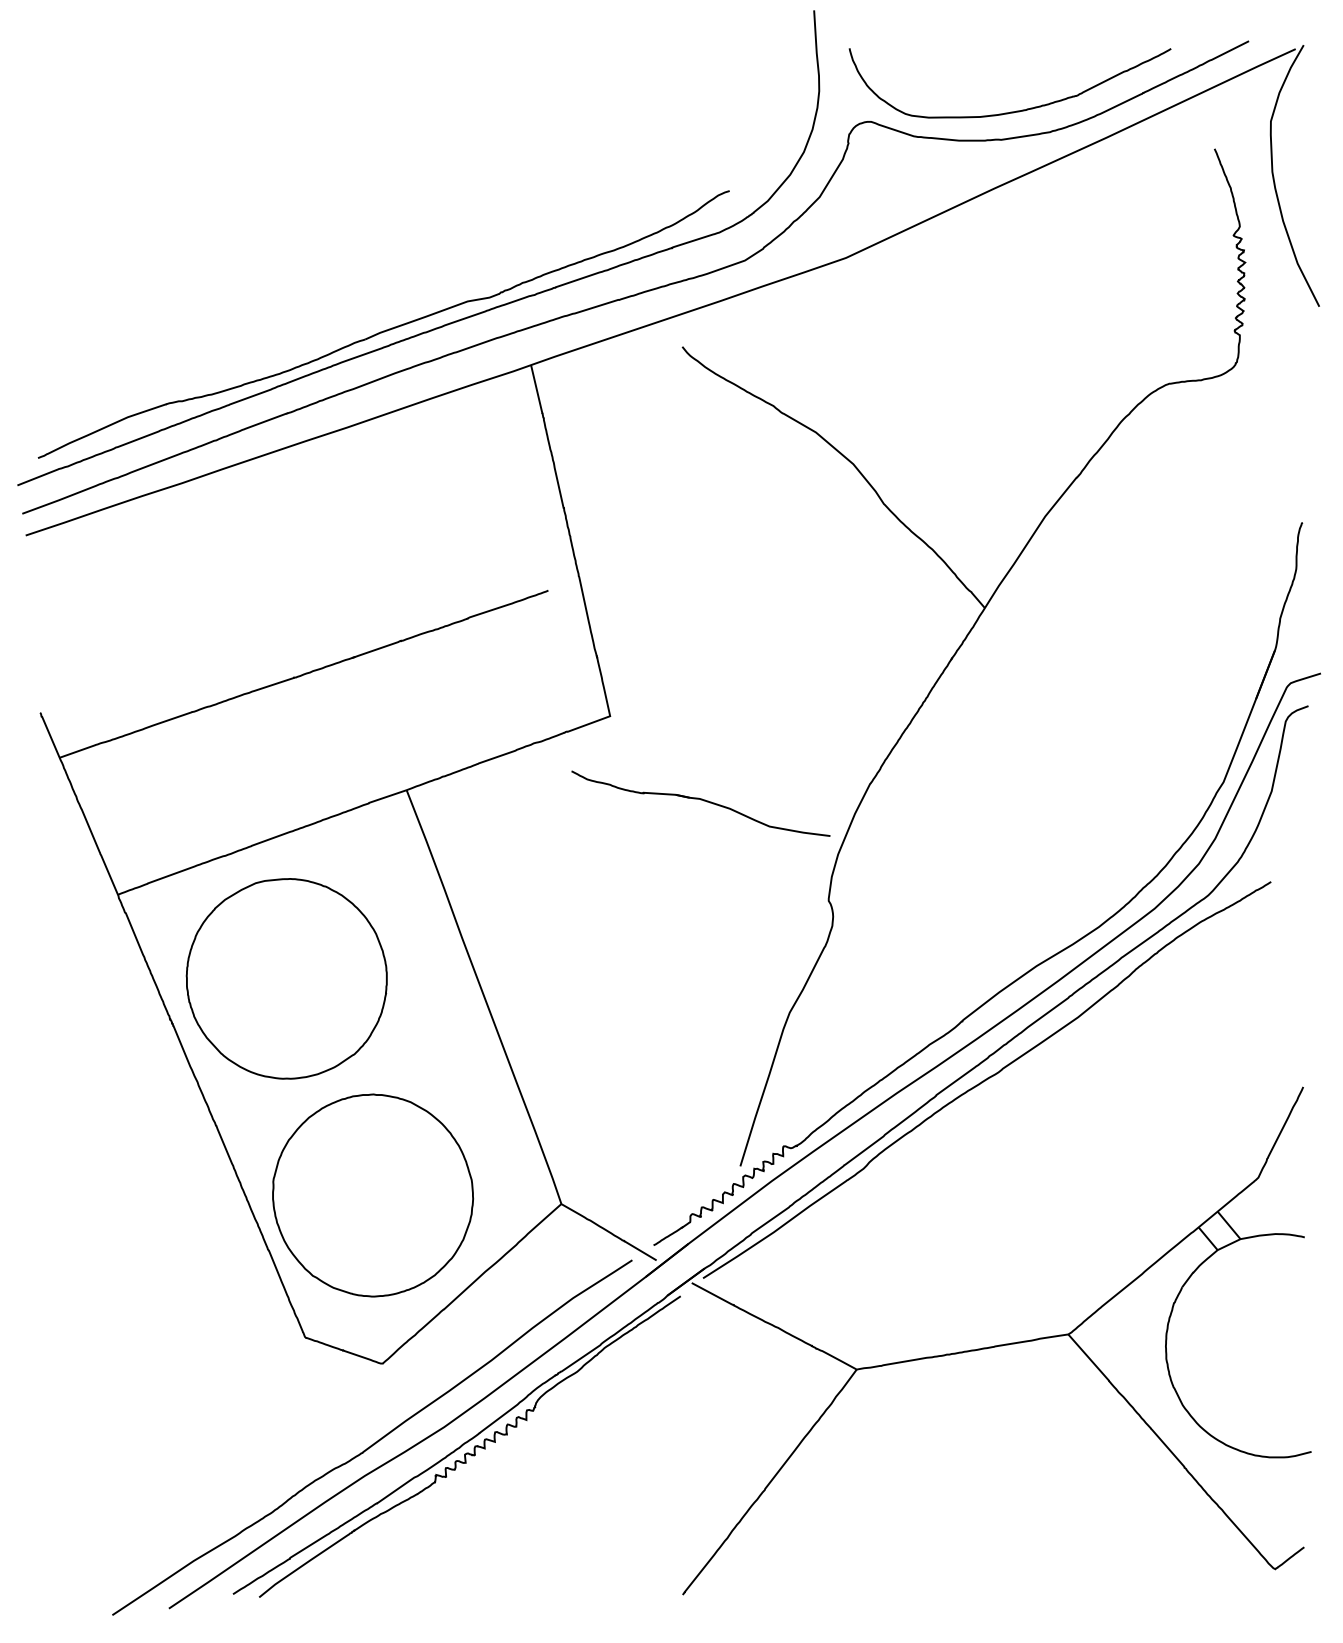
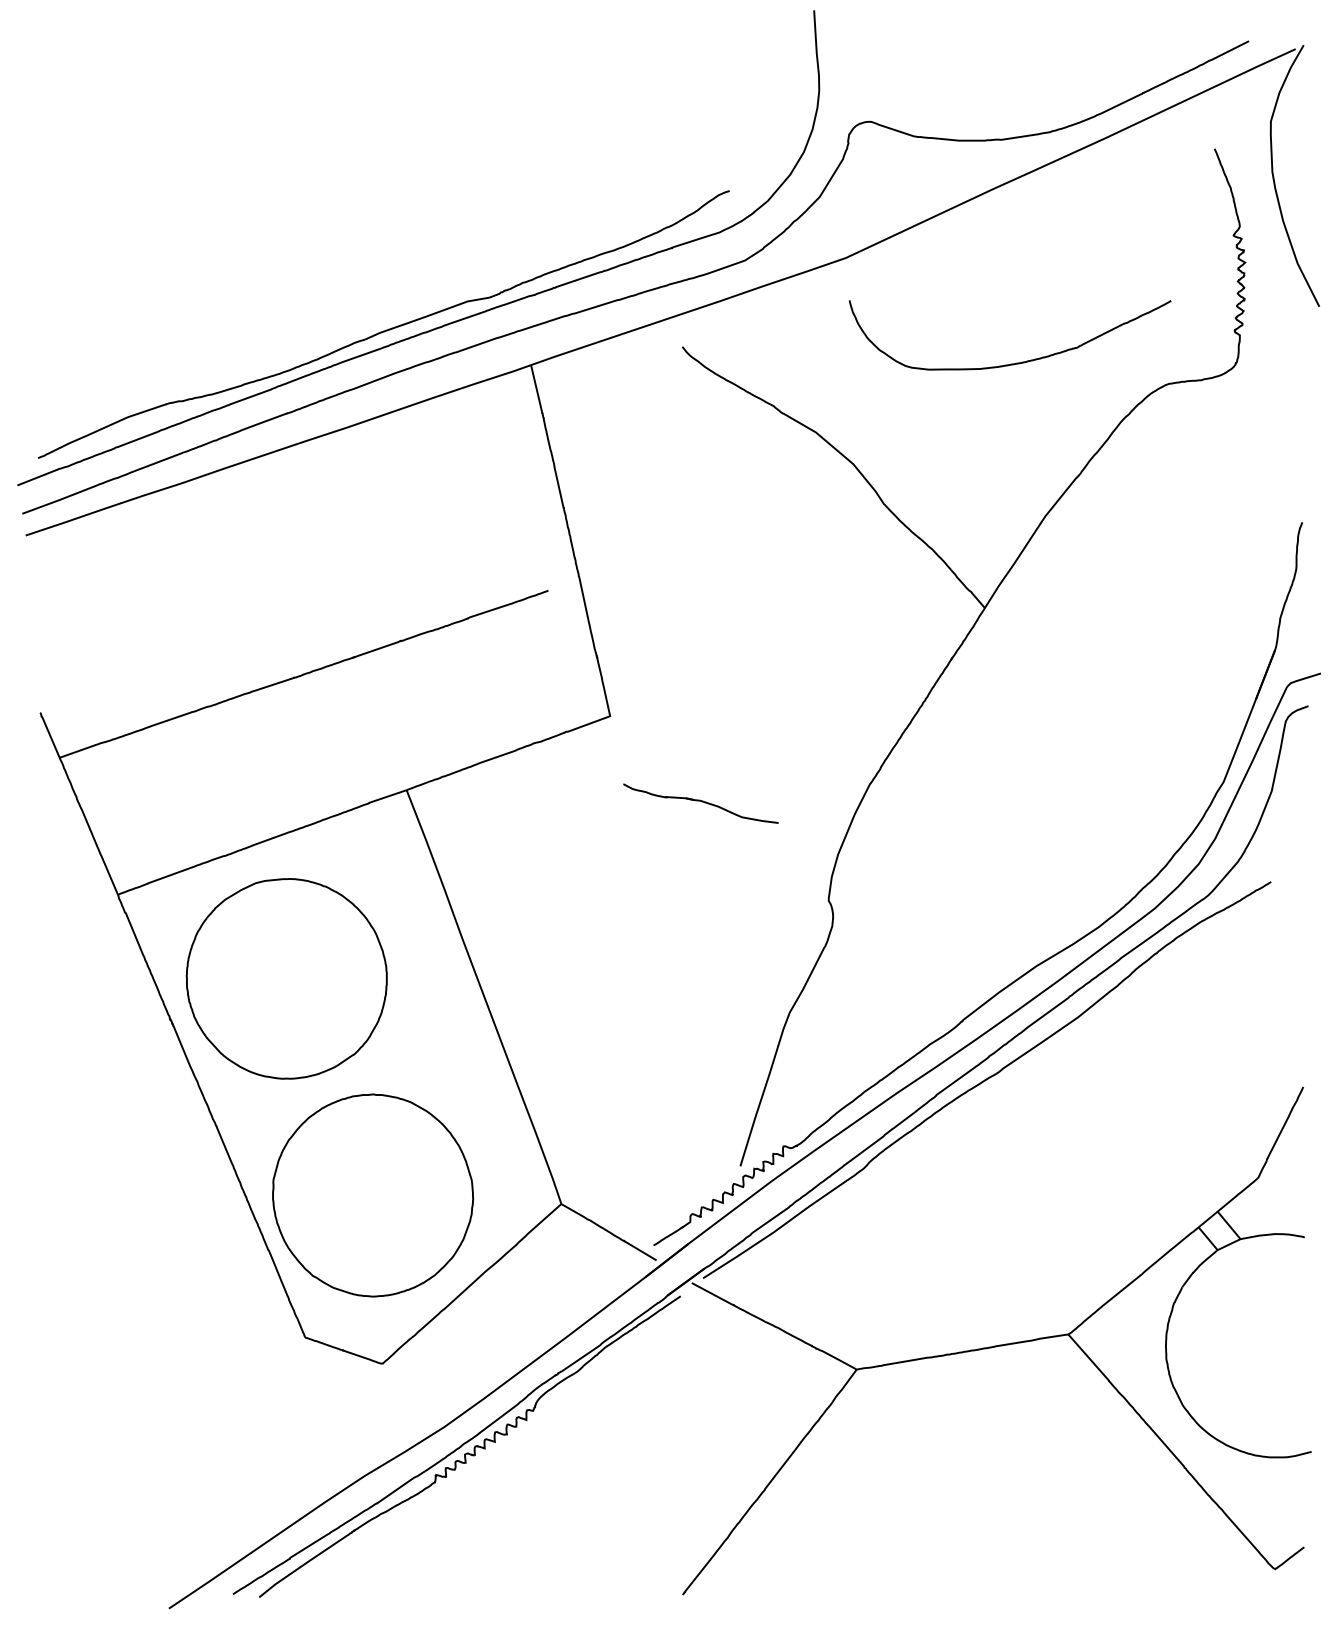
curve position: (1016, 110) -> (1016, 362) (1016, 362)
part size: 260x67 px -> 156x41 px (700, 803)
curve: present -> none (374, 1442)
